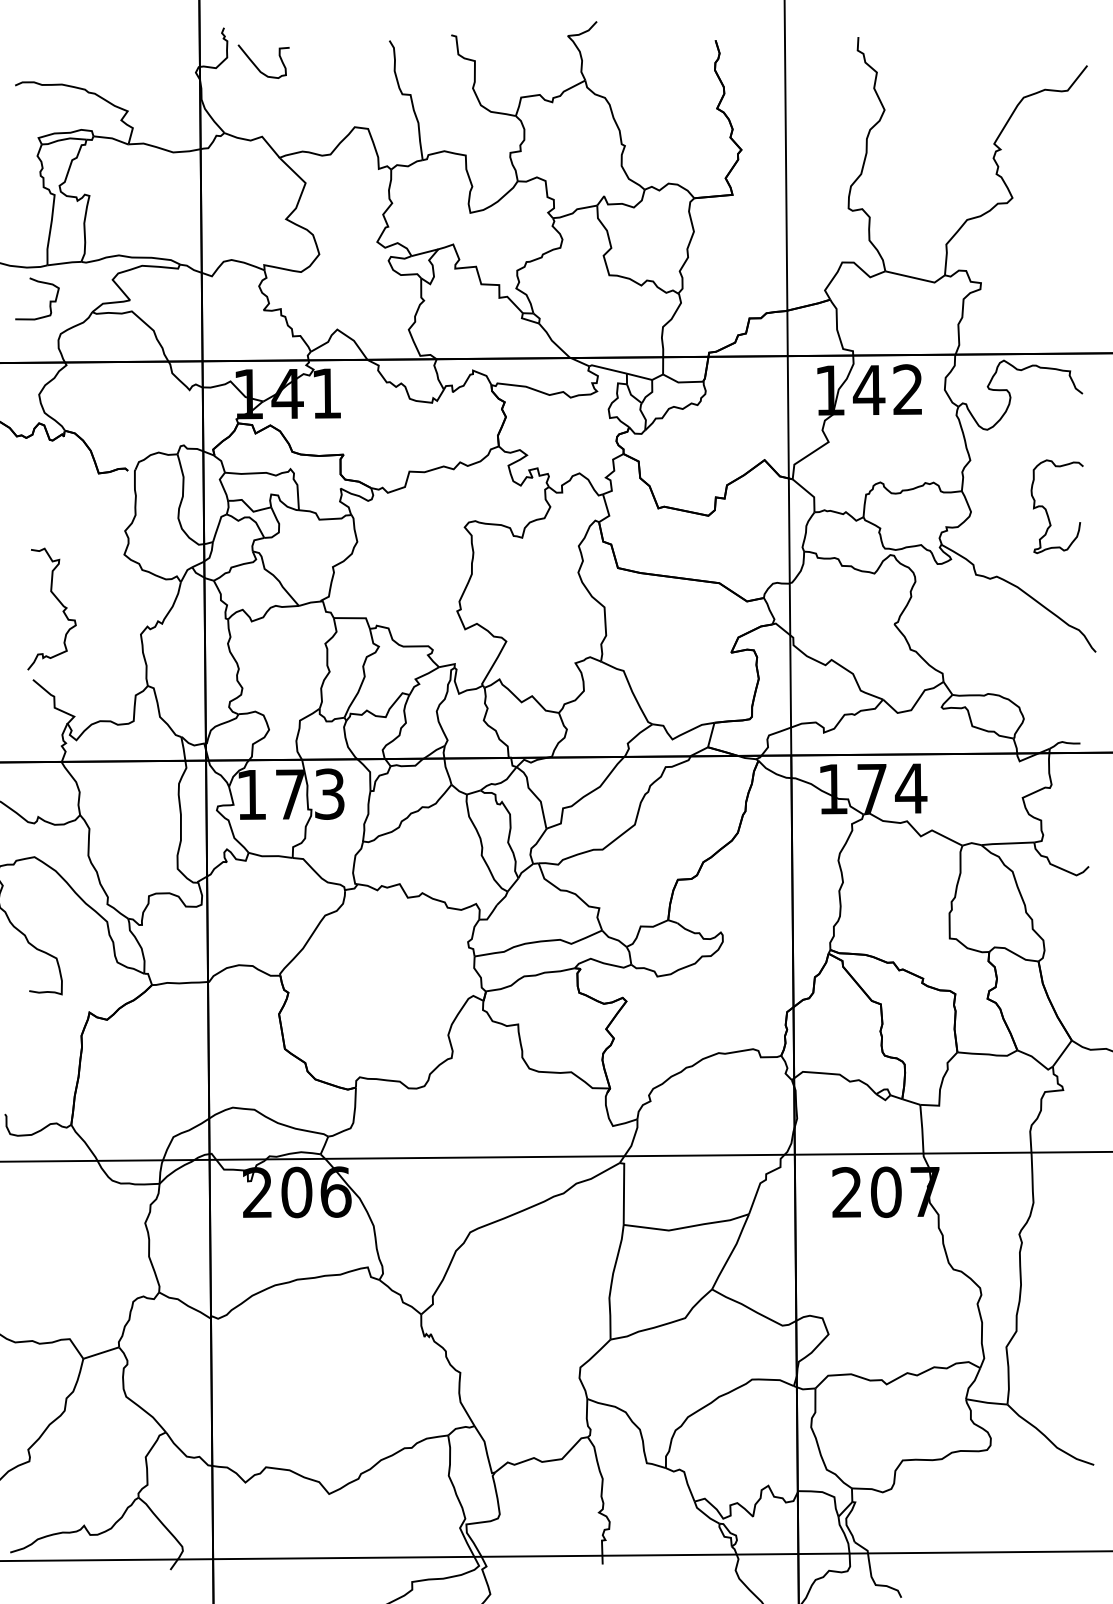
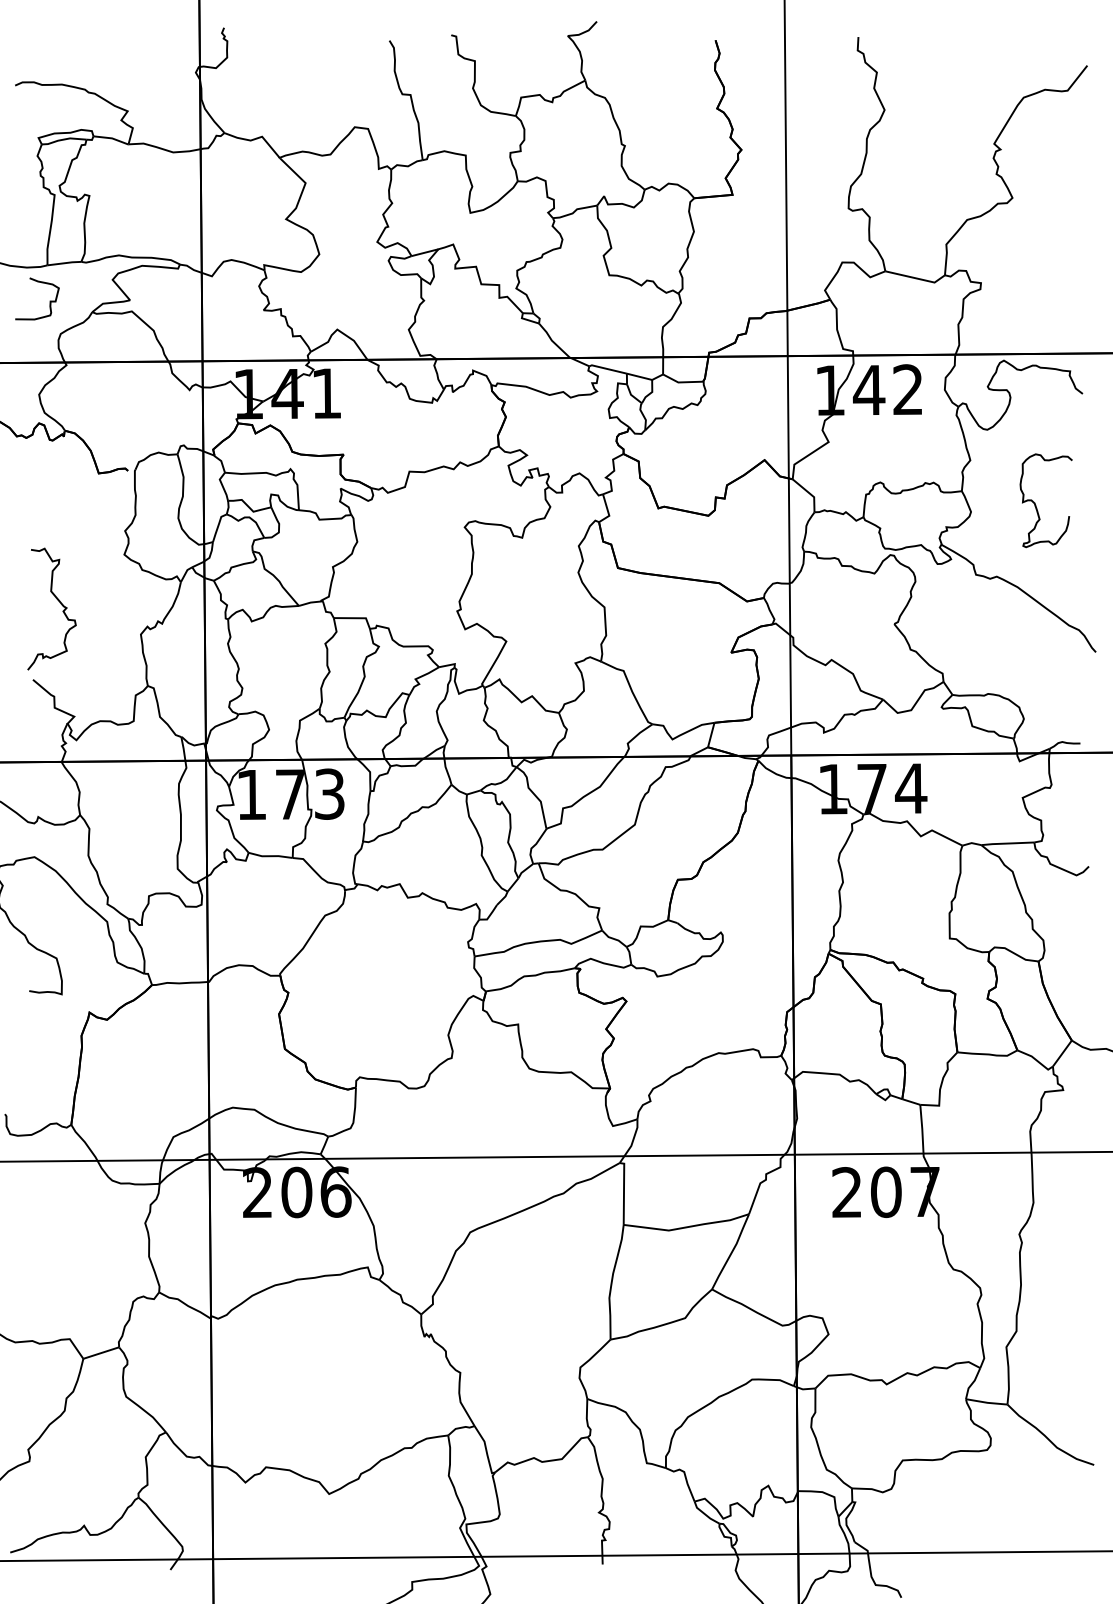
curve: present -> none (257, 66)
curve position: (1046, 508) -> (1035, 502) (1035, 502)
